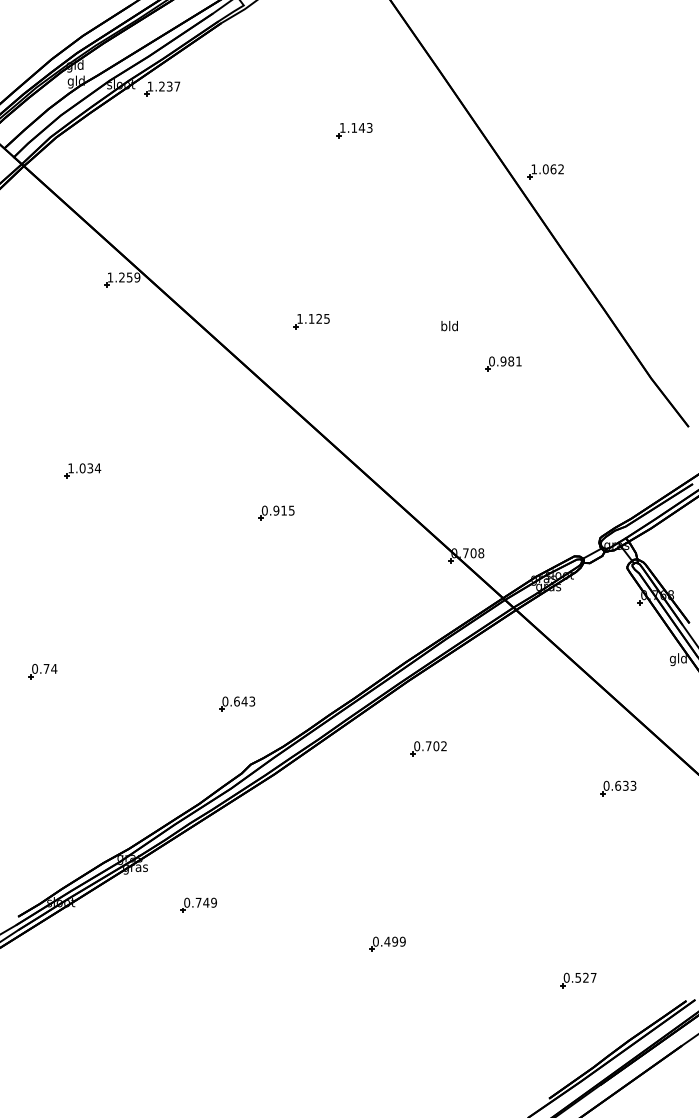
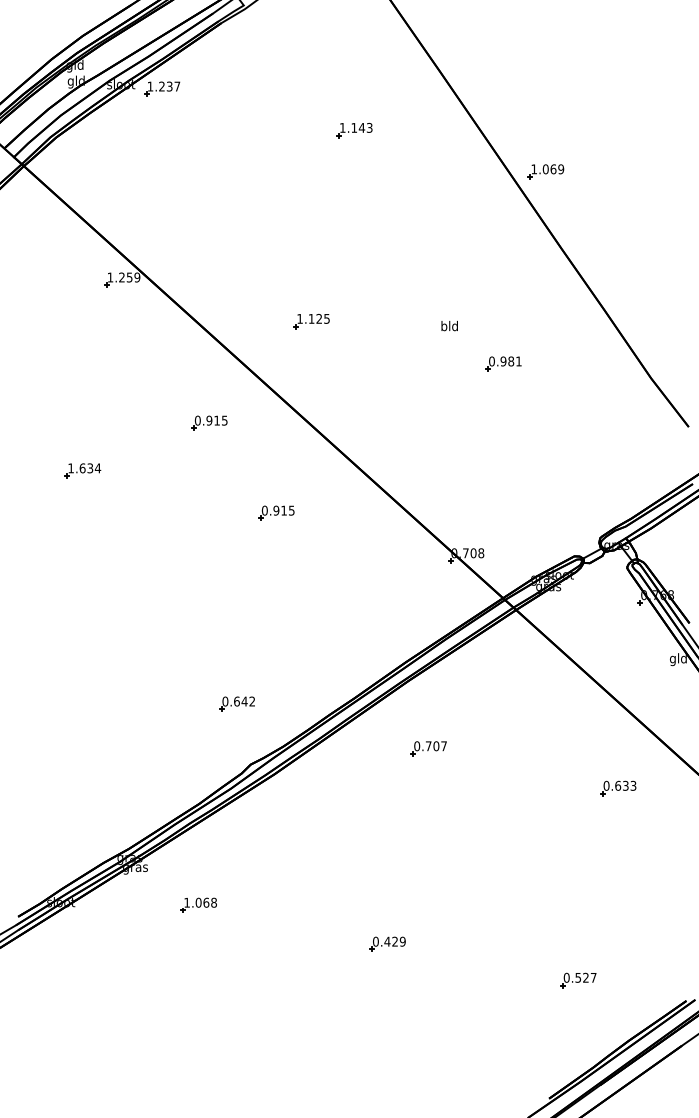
text: 1.062 -> 1.069 (561, 169)
part: none -> present (209, 422)
text: 1.034 -> 1.634 (82, 467)
part: present -> none (42, 671)
text: 0.643 -> 0.642 (252, 701)
text: 0.702 -> 0.707 (443, 746)
text: 0.749 -> 1.068 (200, 902)
text: 0.499 -> 0.429 (395, 941)
